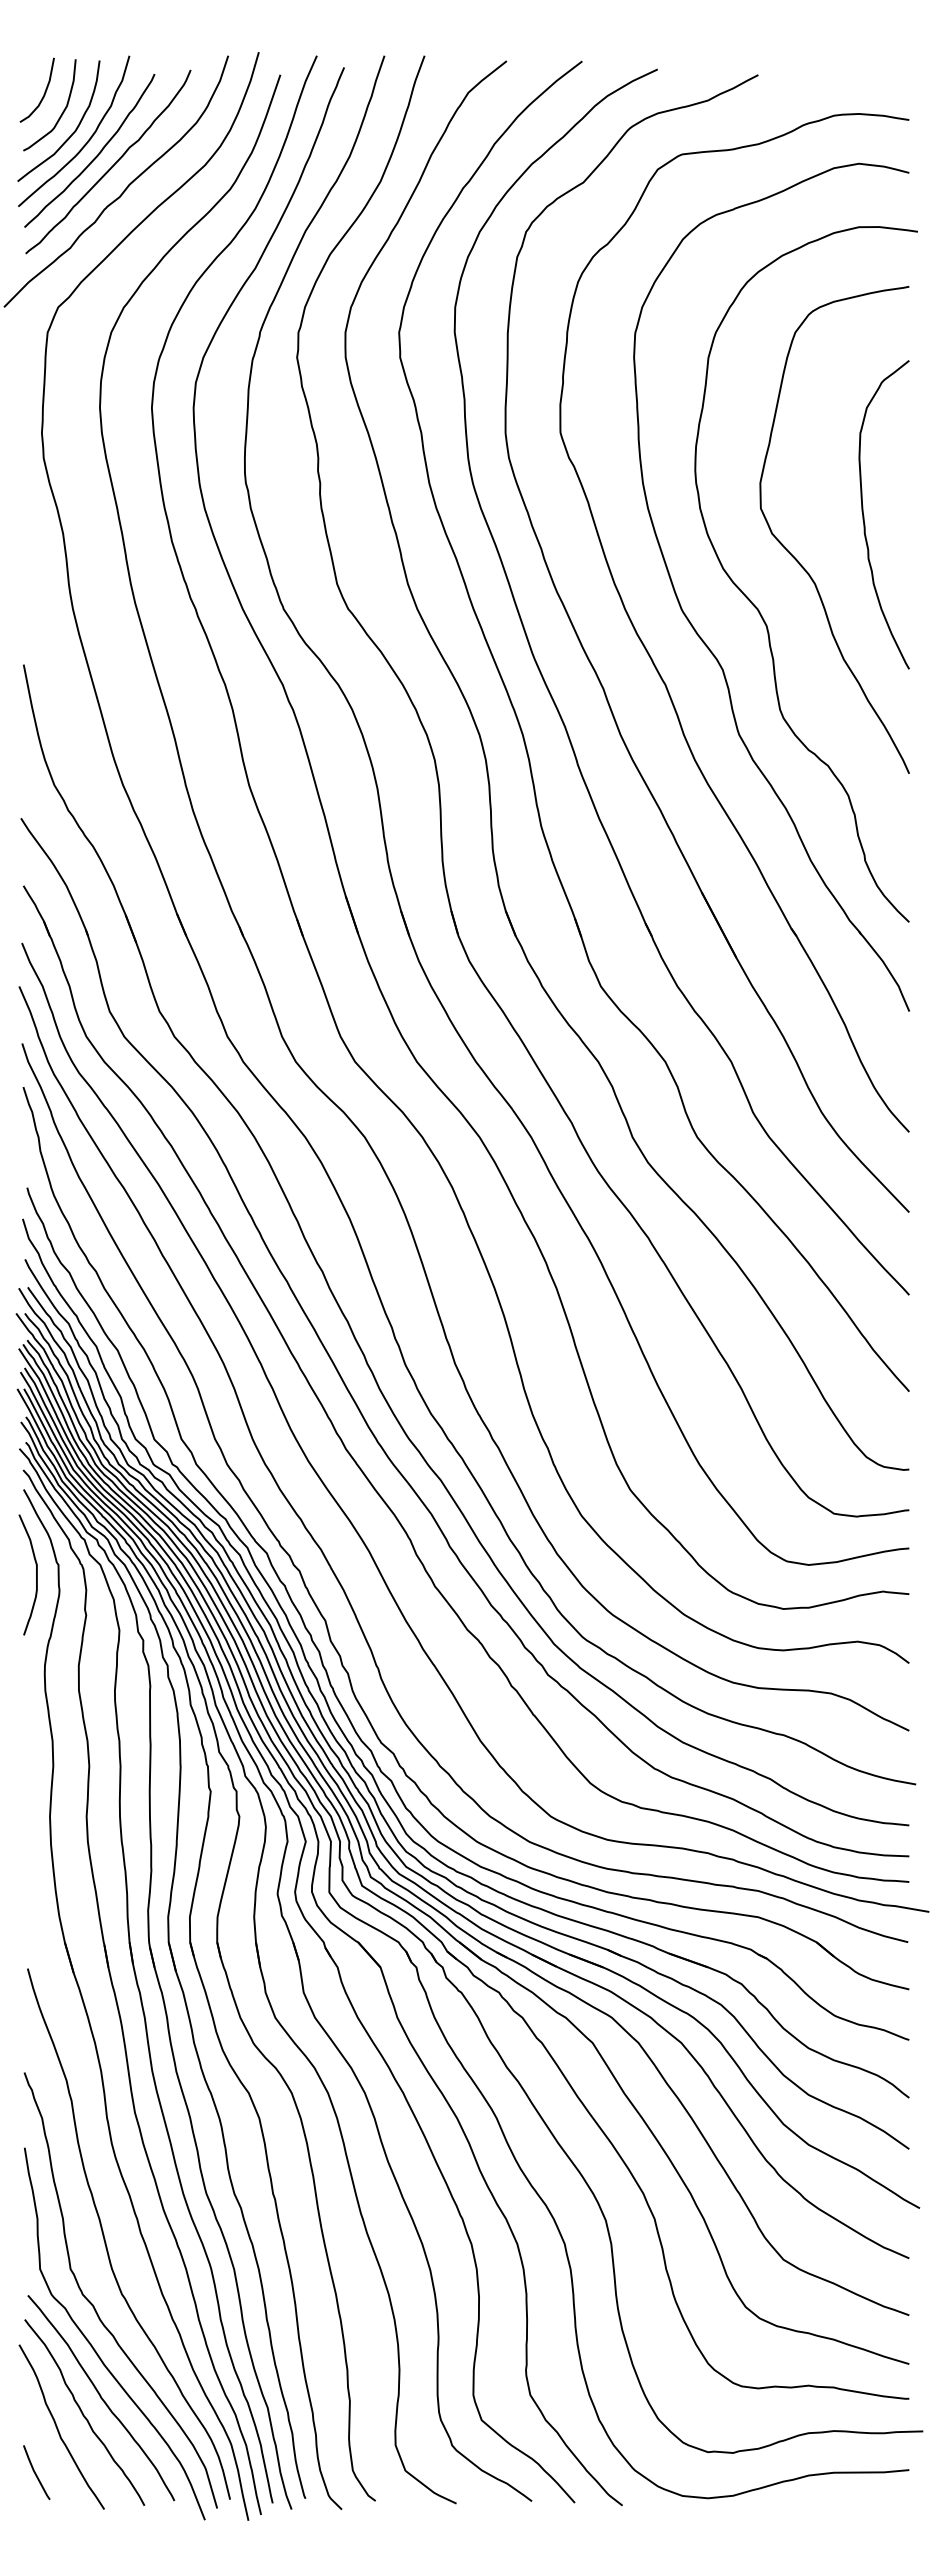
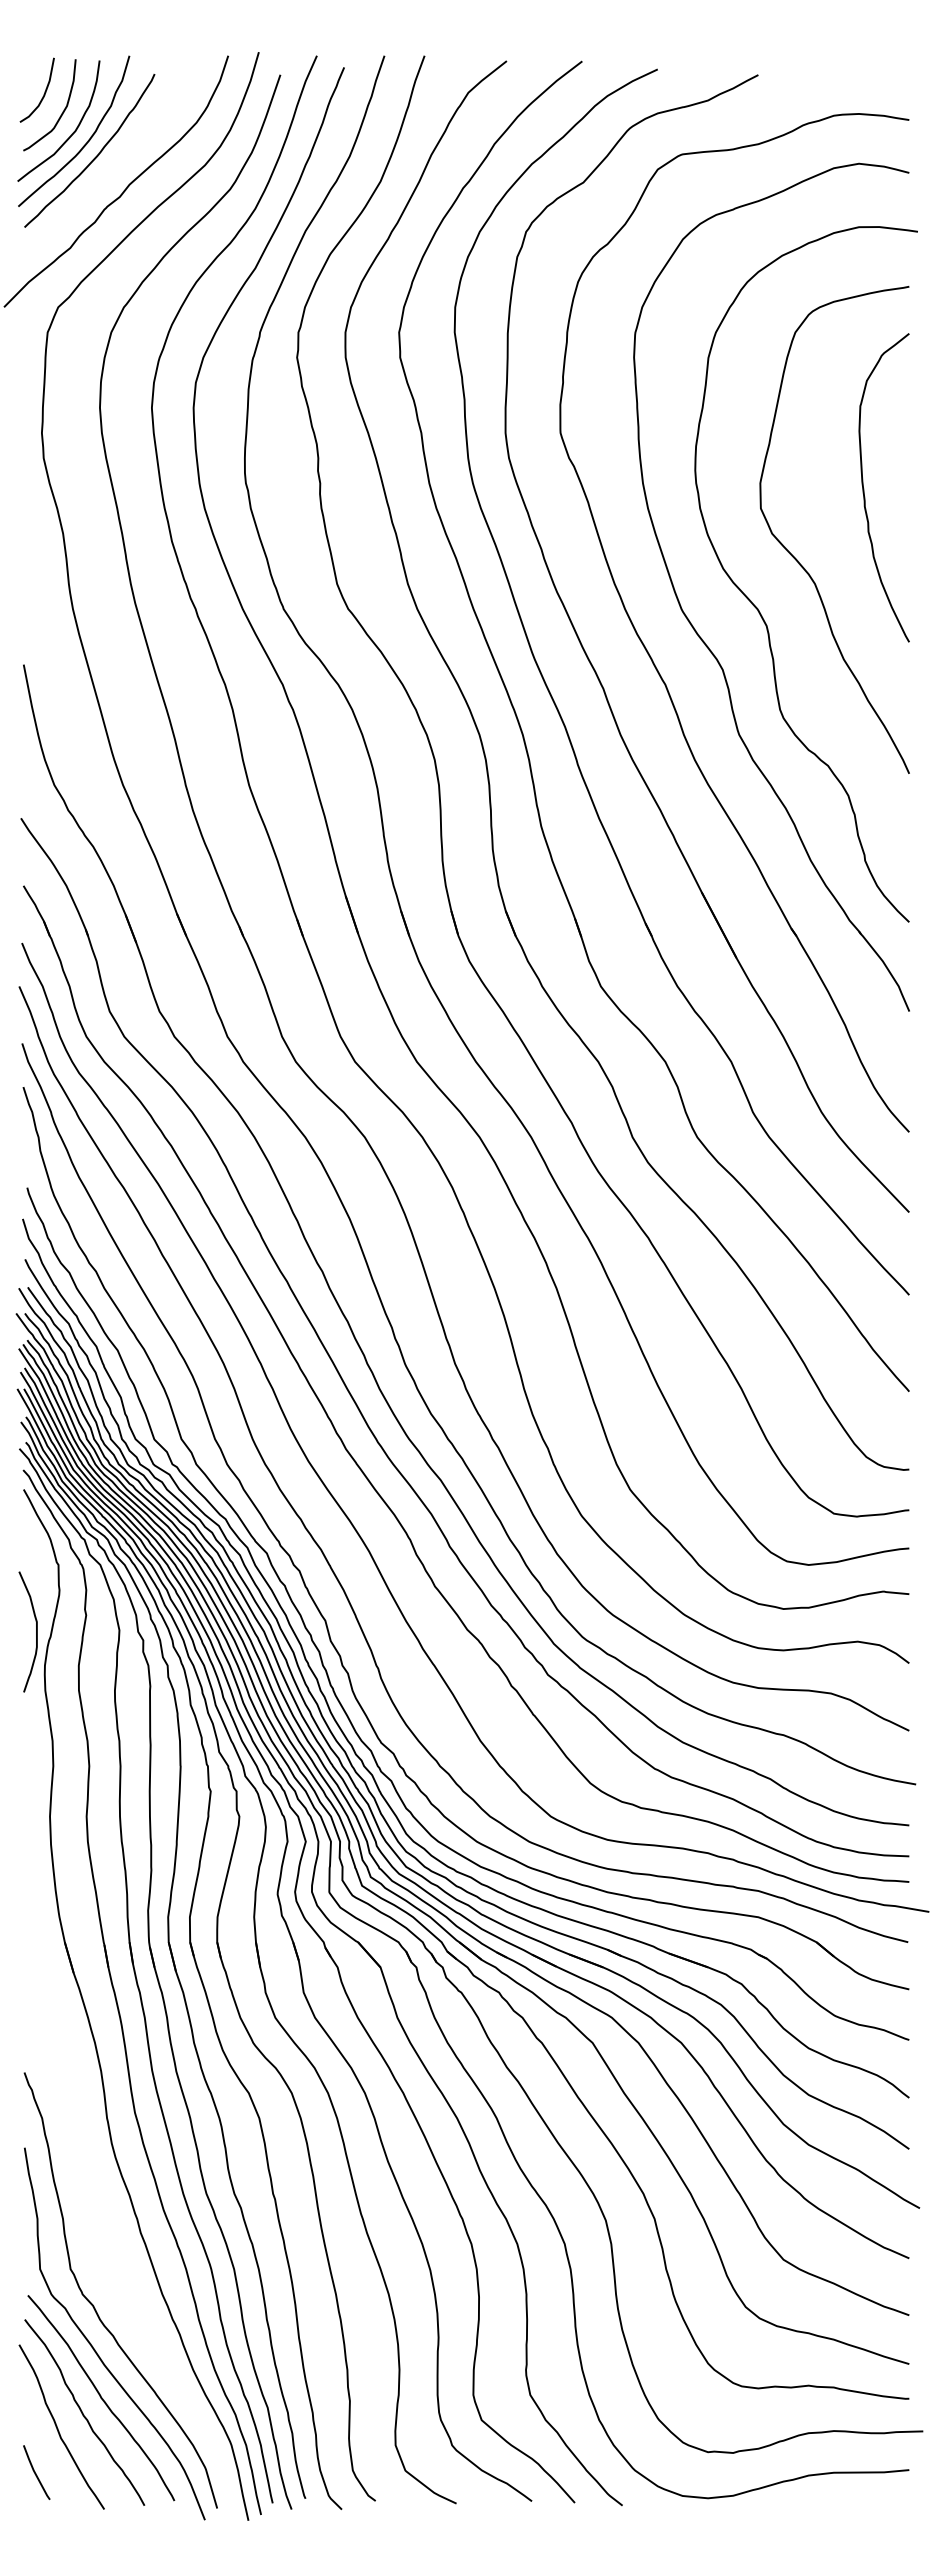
curve: present -> none (112, 165)
curve position: (864, 515) -> (864, 488) (864, 488)
curve position: (36, 1574) -> (36, 1631) (36, 1631)
curve: present -> none (105, 2238)
